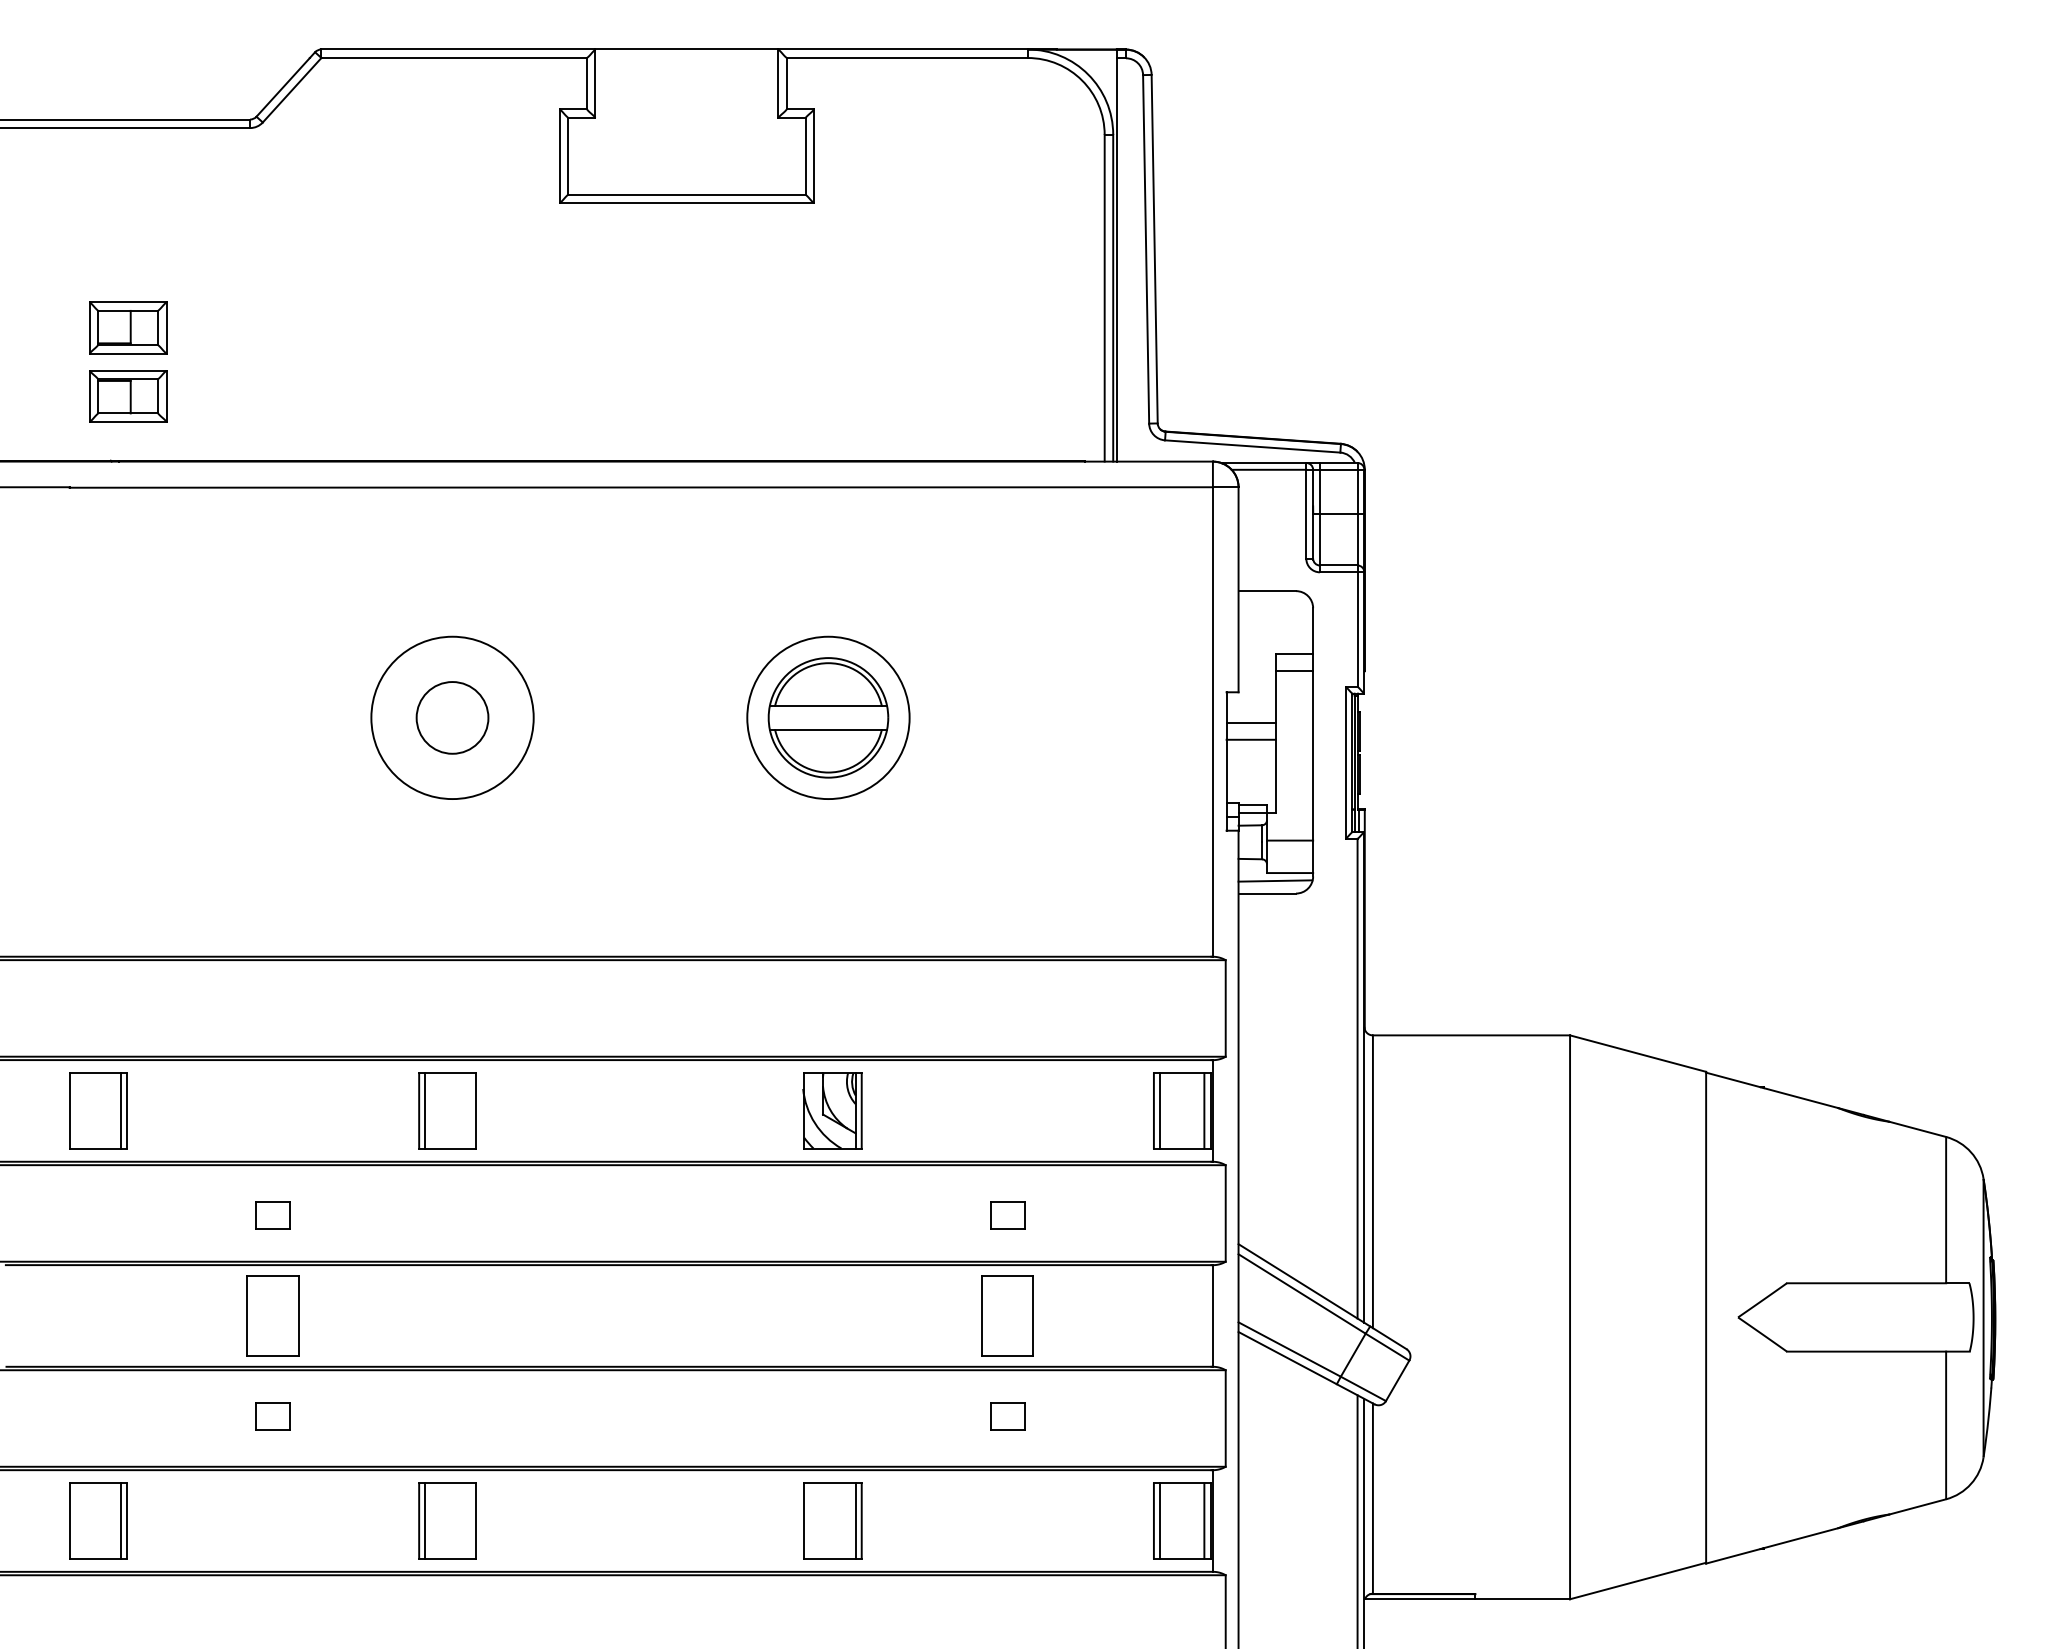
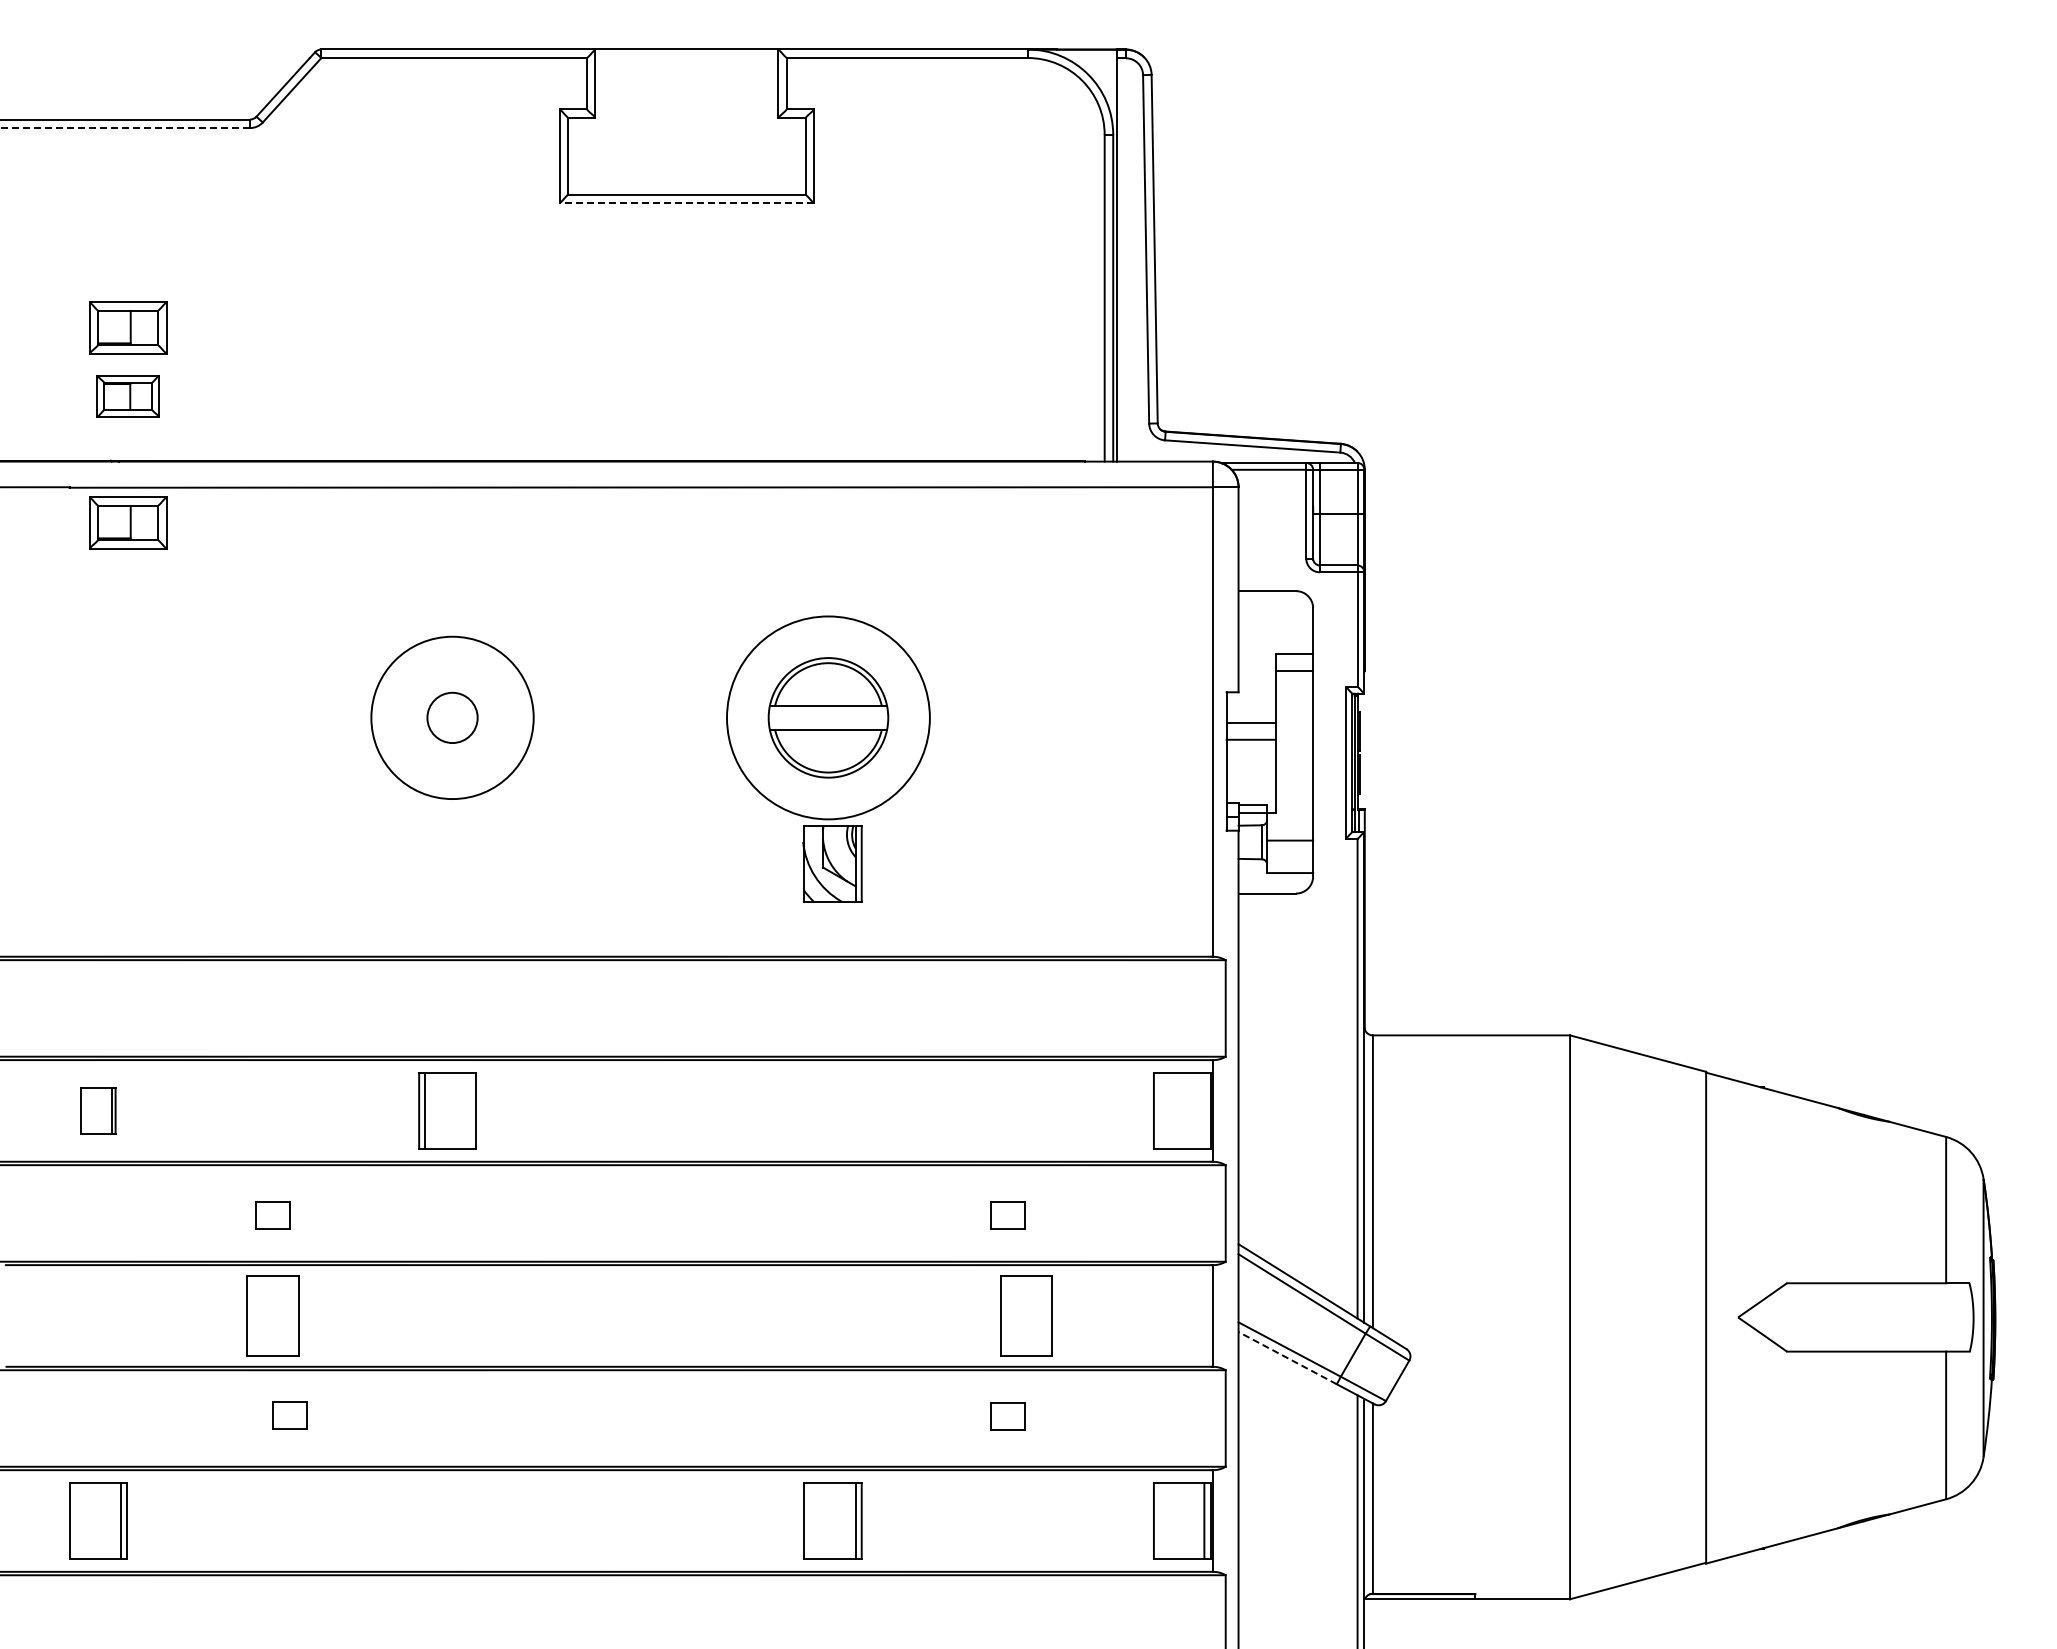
line: solid -> dashed (125, 128)
line: solid -> dashed (686, 203)
part size: 79x53 px -> 64x43 px (127, 396)
part: none -> present (128, 522)
circle diameter: 72 px -> 50 px (452, 717)
circle diameter: 162 px -> 203 px (828, 717)
line: present -> none (1275, 880)
part size: 59x78 px -> 37x48 px (98, 1110)
part position: (832, 1110) -> (832, 863) (832, 863)
line: present -> none (1159, 1110)
line: present -> none (1204, 1110)
part position: (1007, 1315) -> (1026, 1315) (1026, 1315)
line: solid -> dashed (1287, 1358)
part position: (272, 1416) -> (289, 1415) (289, 1415)
part: present -> none (447, 1520)
line: present -> none (1159, 1520)
